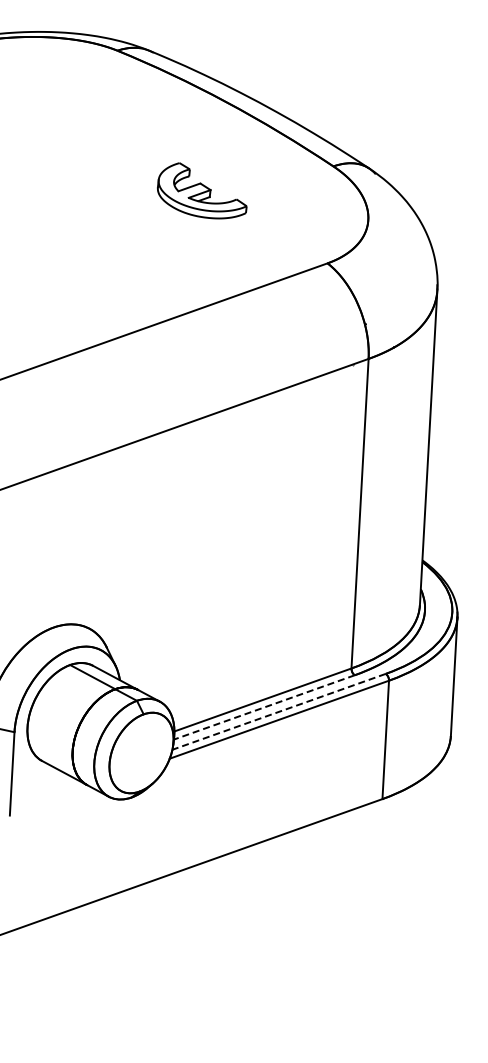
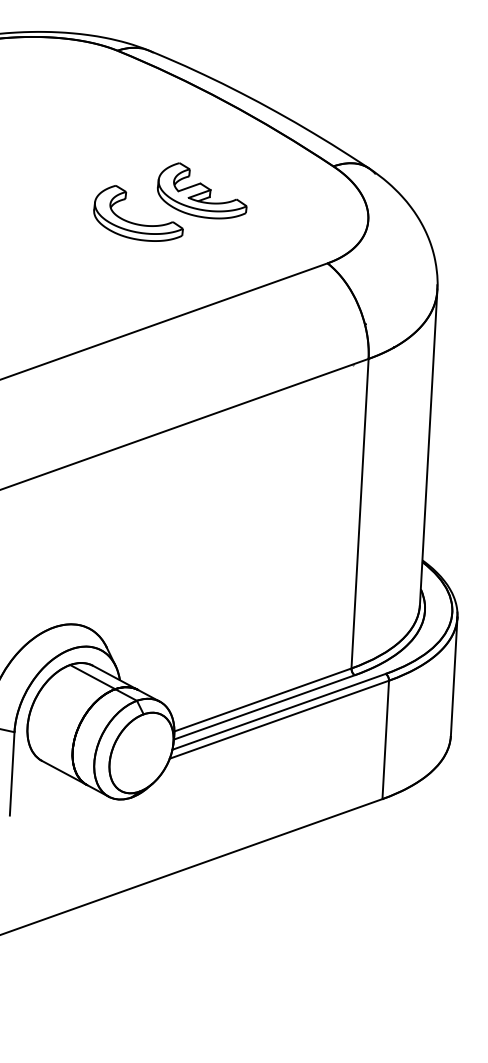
part: none -> present (134, 222)
line: dashed -> solid (263, 707)
line: dashed -> solid (278, 712)
